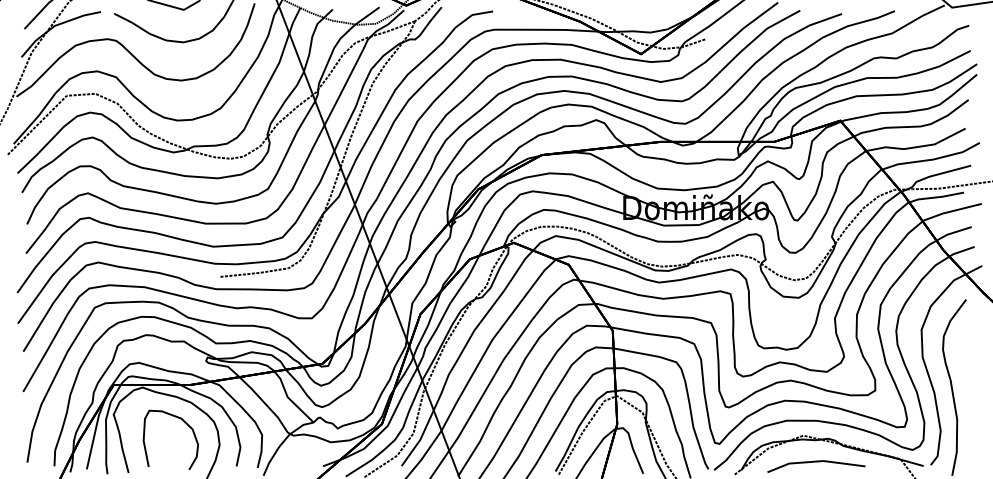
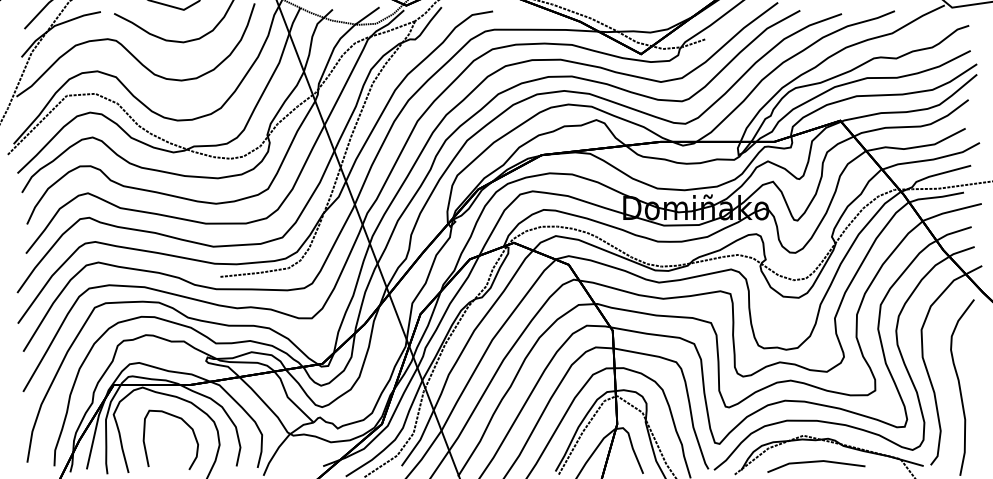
curve position: (952, 387) -> (960, 387) (960, 387)
